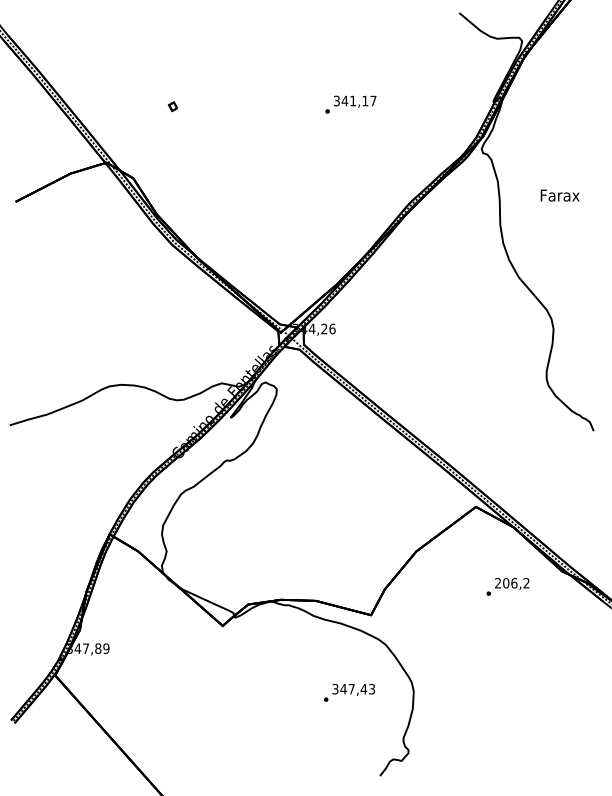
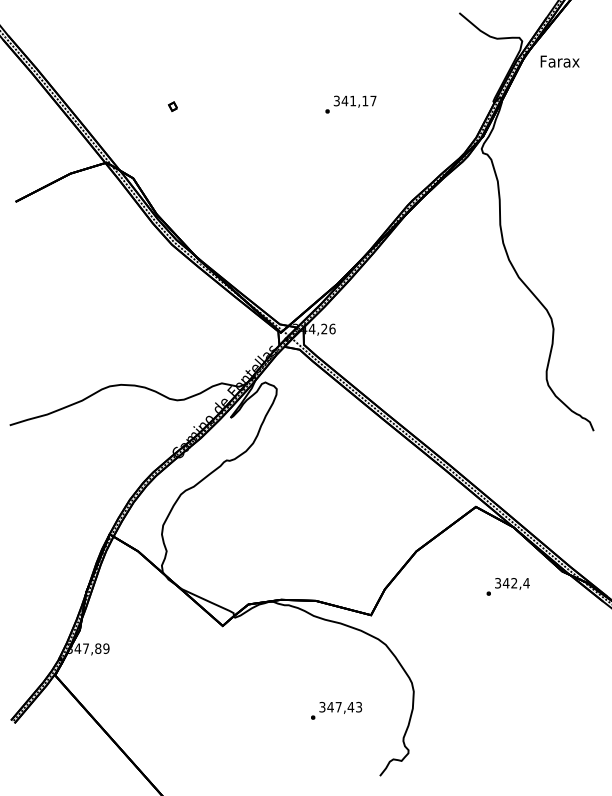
text position: (559, 195) -> (559, 61) (559, 61)
text: 206,2 -> 342,4 (512, 583)
text position: (349, 692) -> (336, 710) (336, 710)
